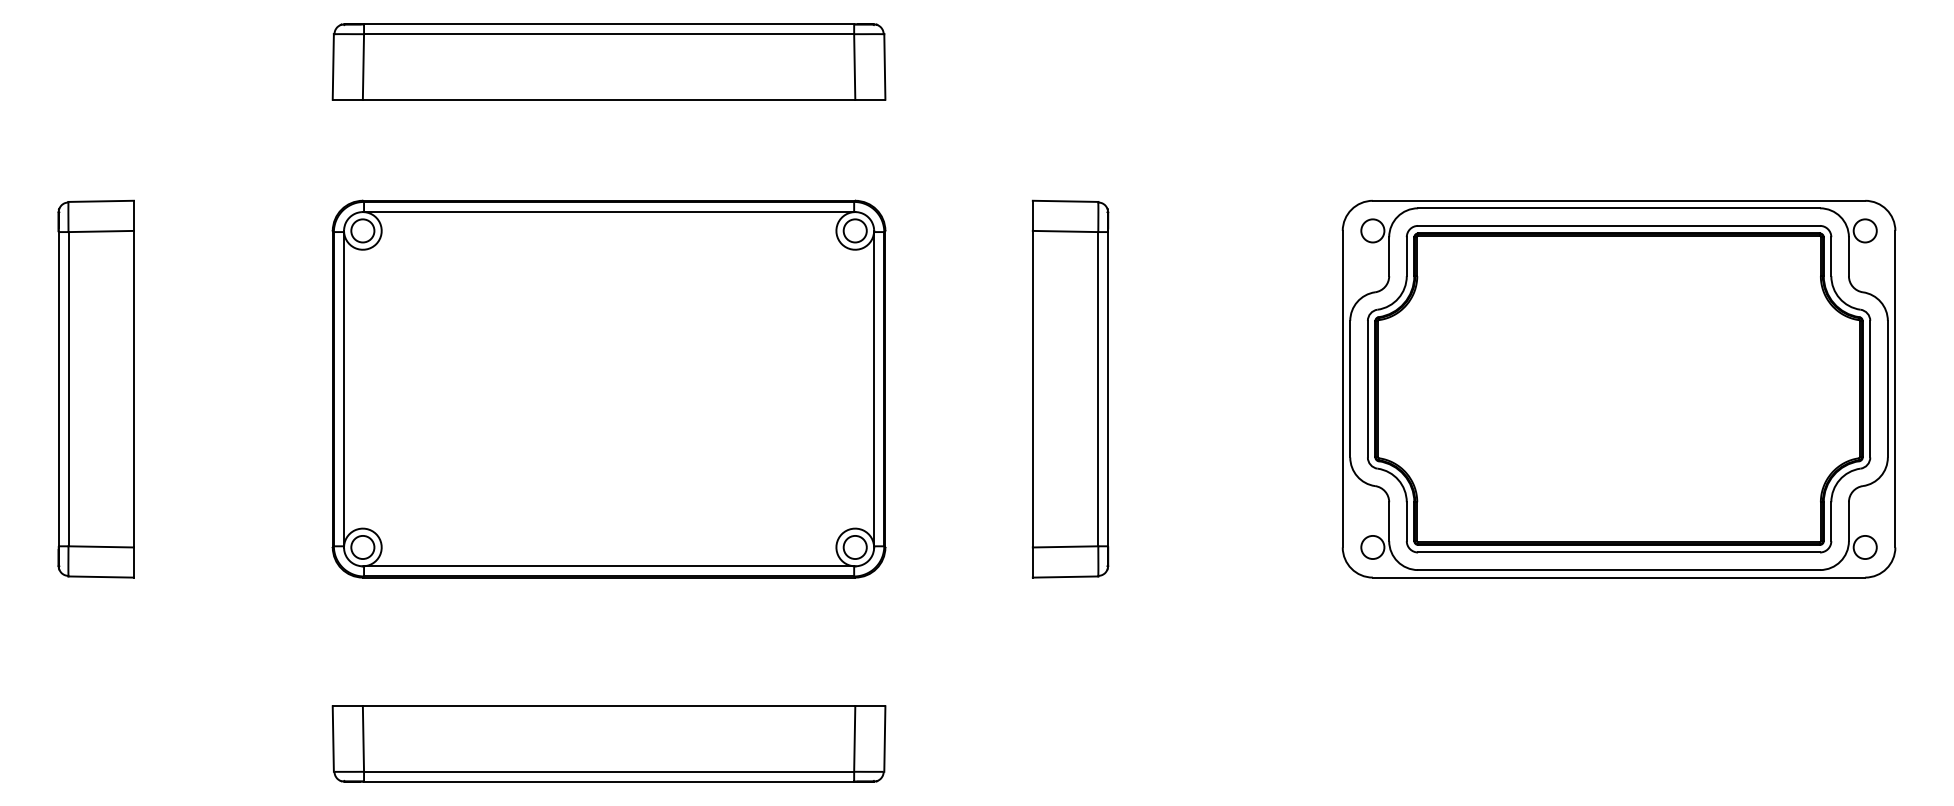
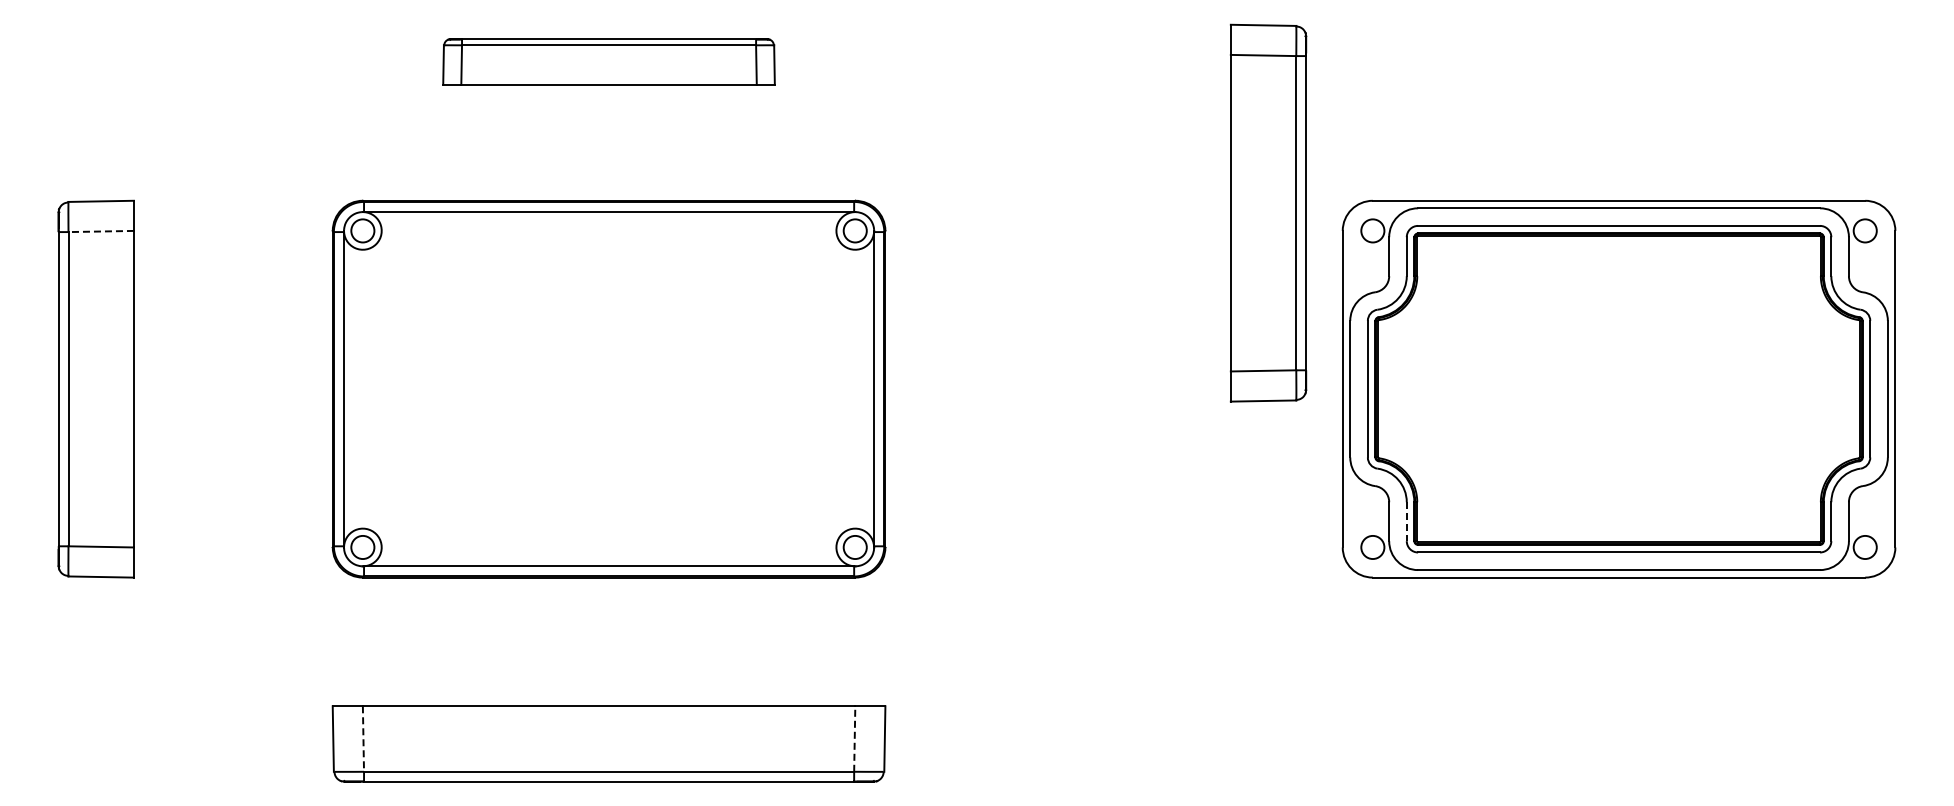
part size: 556x78 px -> 334x48 px (608, 61)
line: solid -> dashed (101, 231)
part position: (1070, 388) -> (1268, 212) (1268, 212)
line: solid -> dashed (1406, 522)
line: solid -> dashed (363, 739)
line: solid -> dashed (854, 739)
